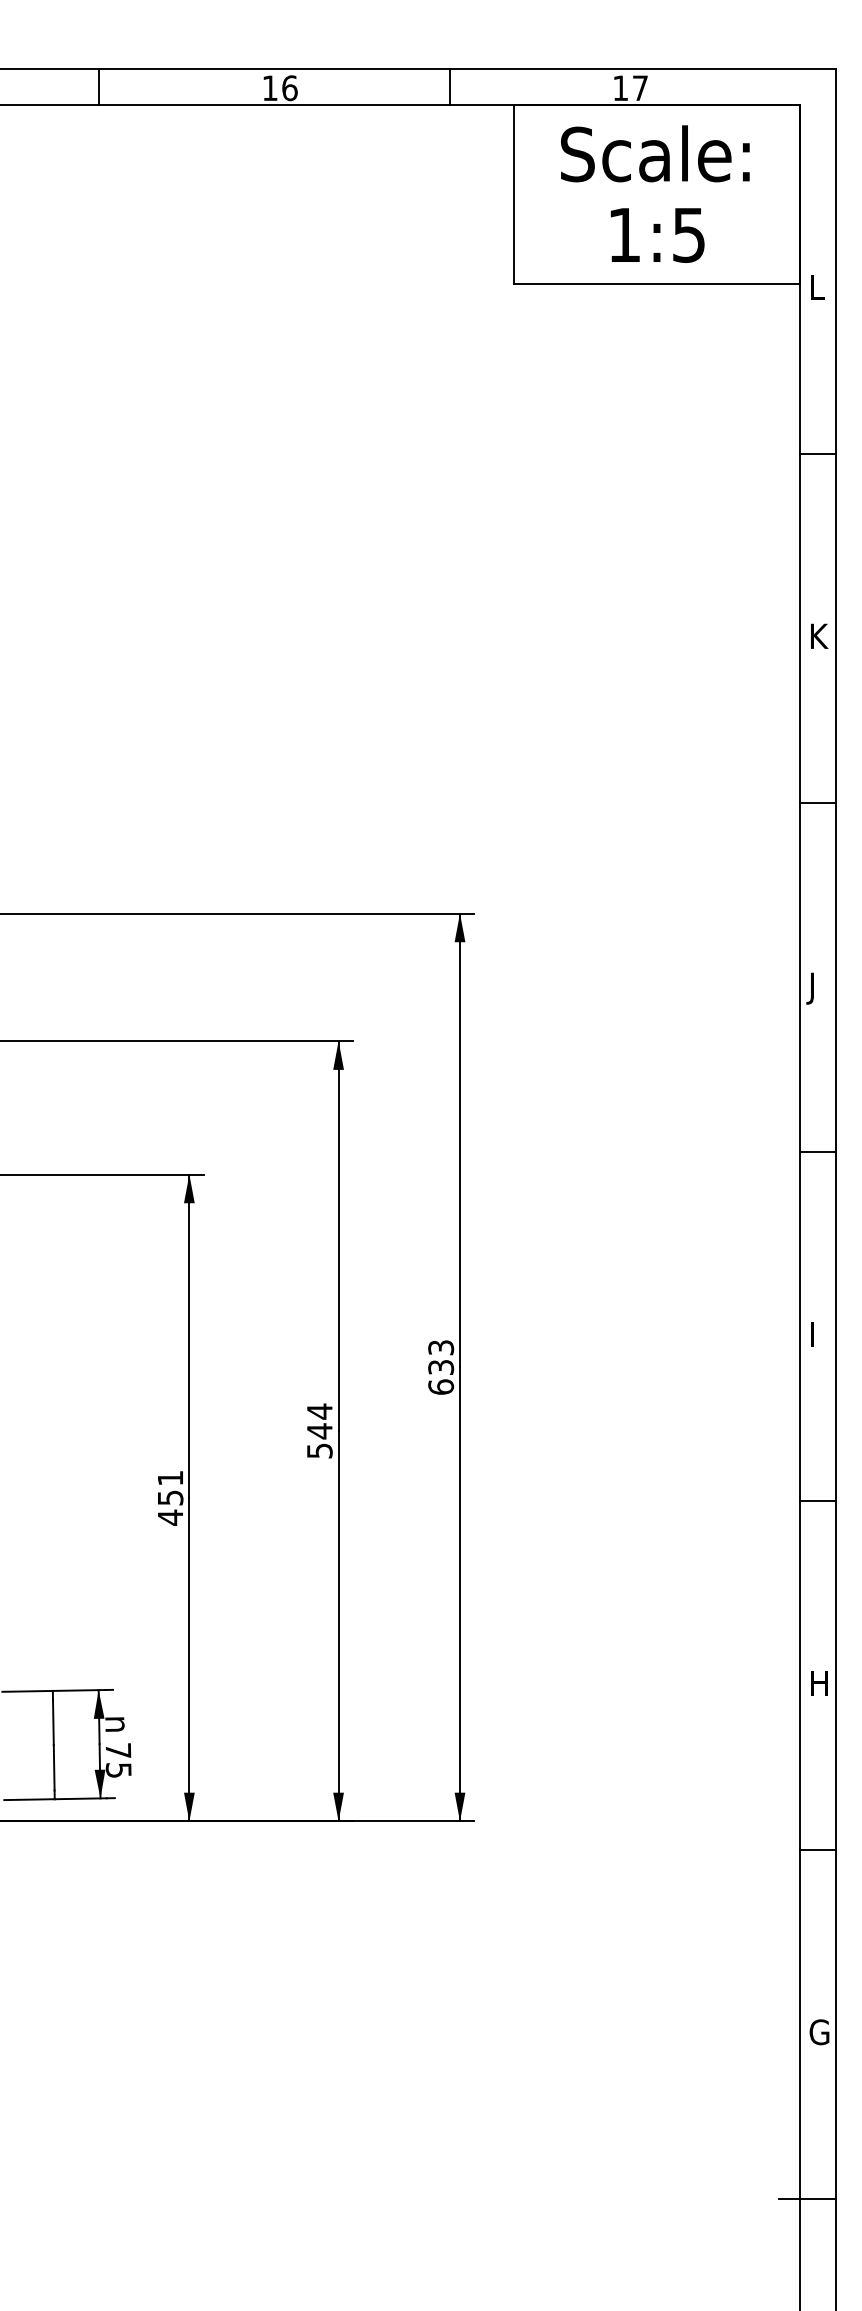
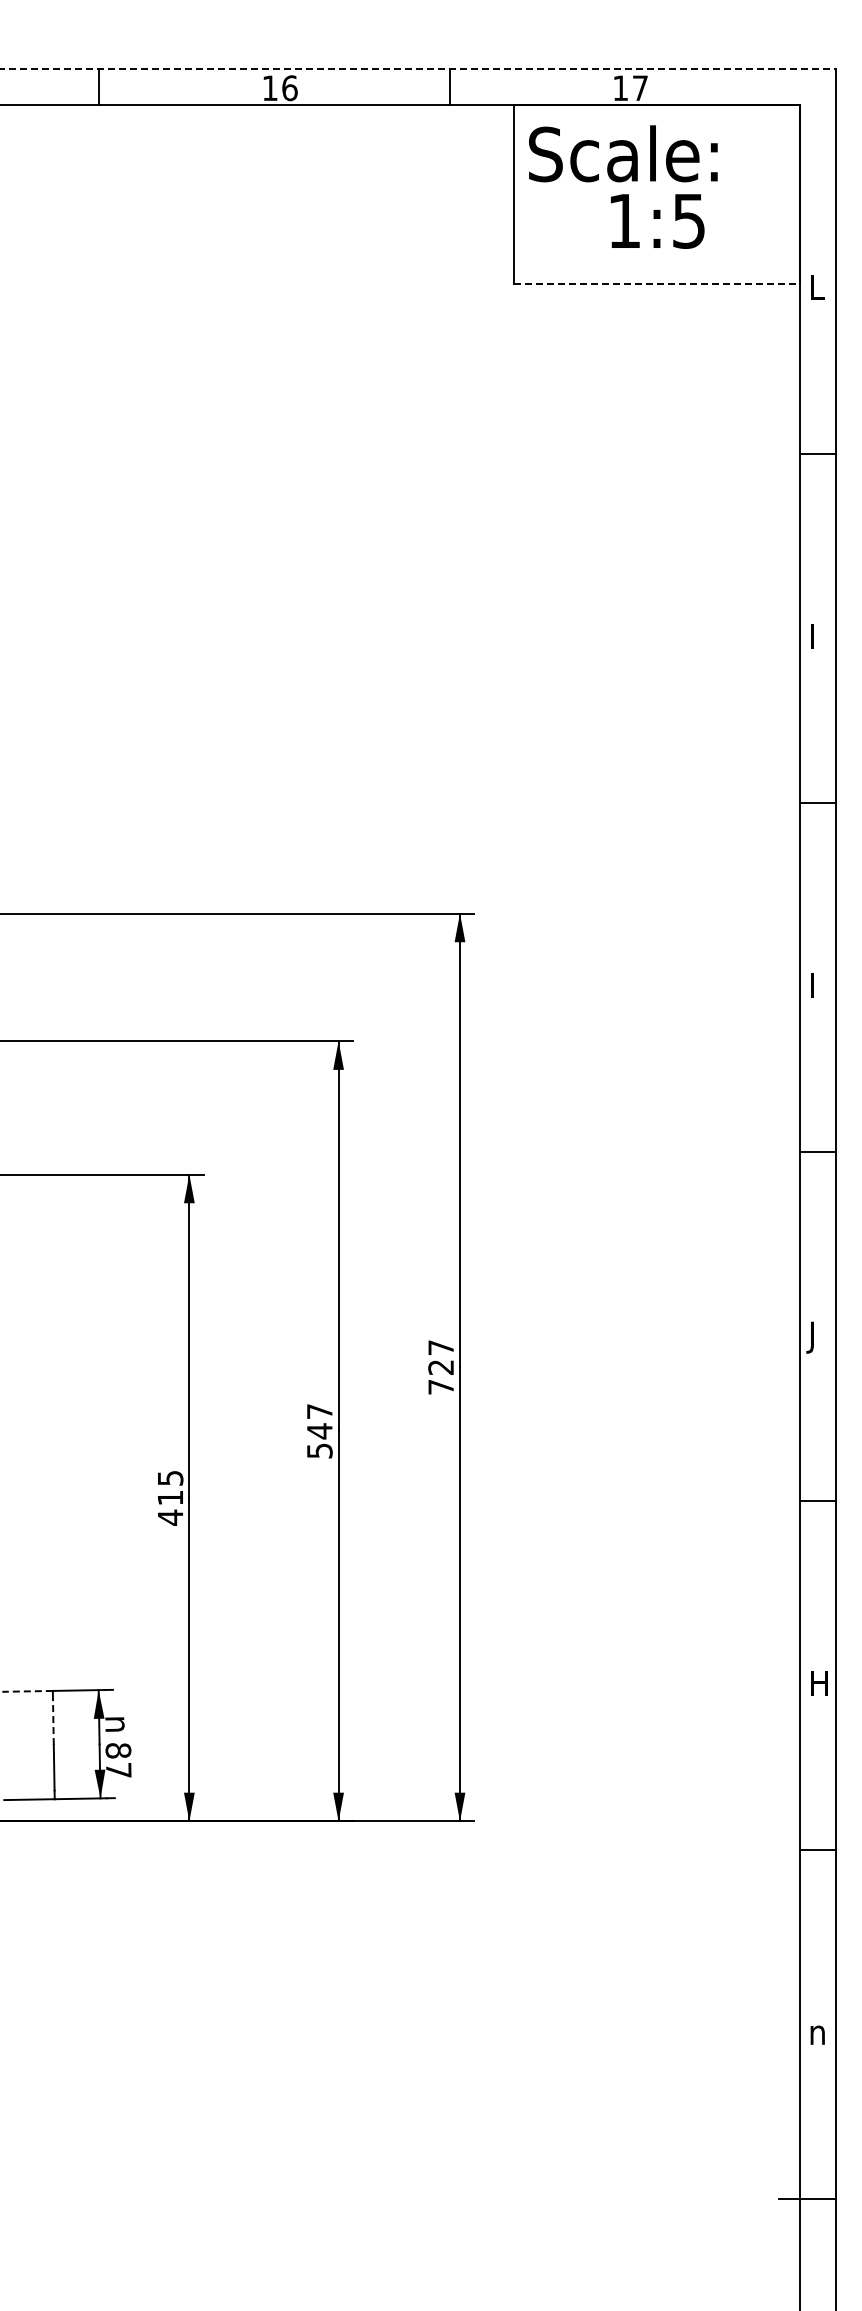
line: solid -> dashed (419, 69)
text position: (655, 153) -> (623, 153) (623, 153)
text position: (657, 235) -> (657, 221) (657, 221)
line: solid -> dashed (657, 284)
text: K -> I (819, 635)
text: J -> I (809, 988)
text: I -> J (809, 1337)
text: 633 -> 727 (441, 1367)
text: 544 -> 547 (319, 1411)
text: 451 -> 415 (170, 1488)
line: solid -> dashed (27, 1691)
line: solid -> dashed (53, 1722)
text: 75 -> 87 (118, 1760)
text: G -> n (819, 2032)
